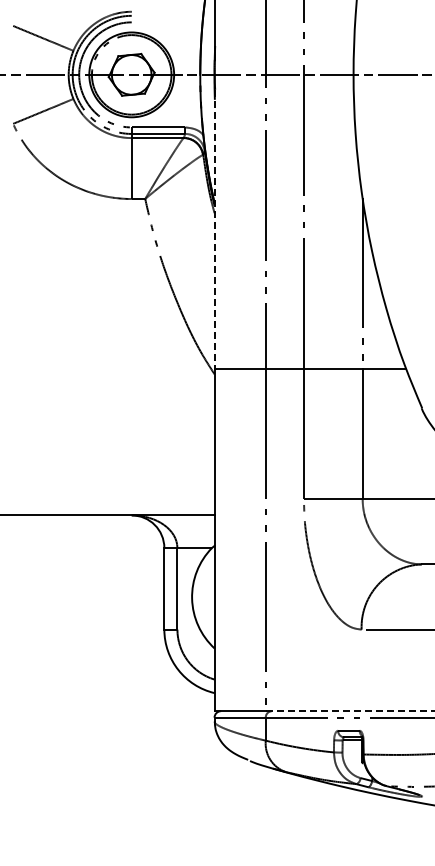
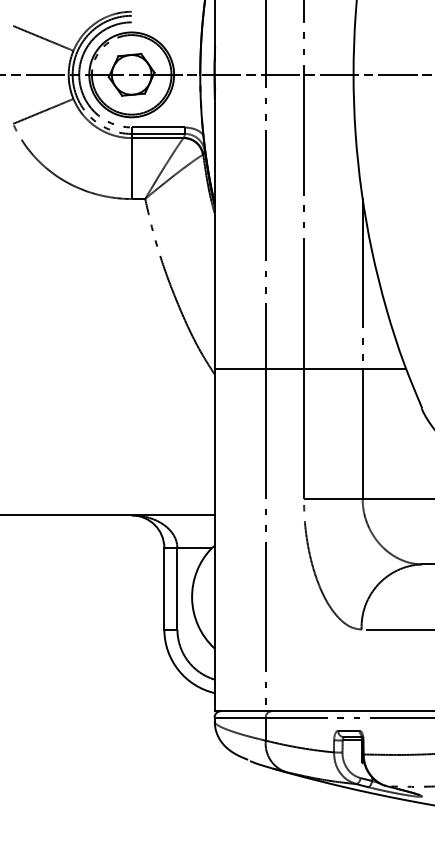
line: dashed -> solid (214, 229)
line: dashed -> solid (350, 711)
